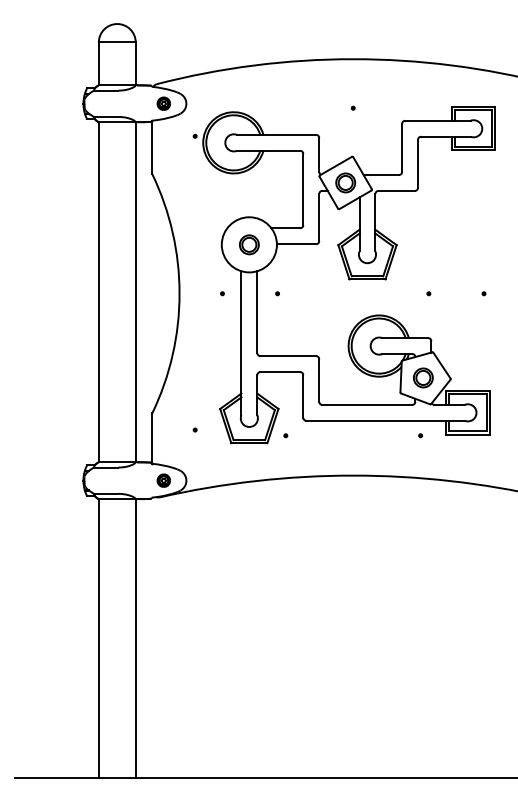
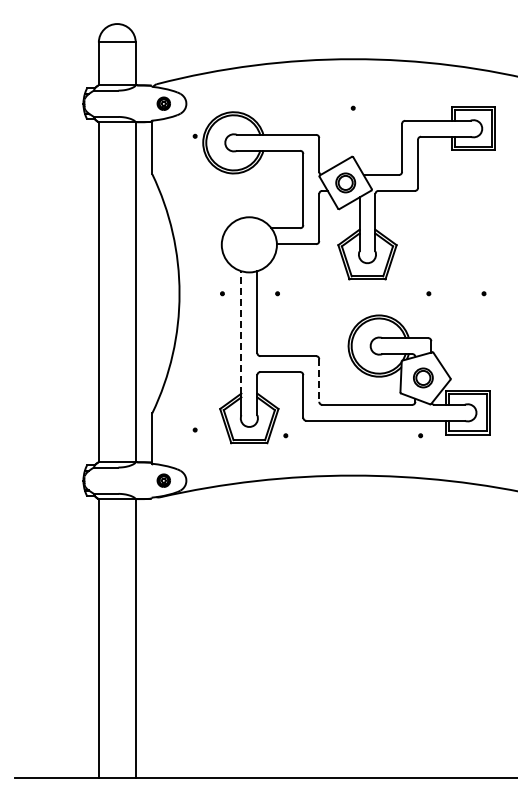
part: present -> none (249, 244)
line: solid -> dashed (241, 331)
line: solid -> dashed (319, 381)
